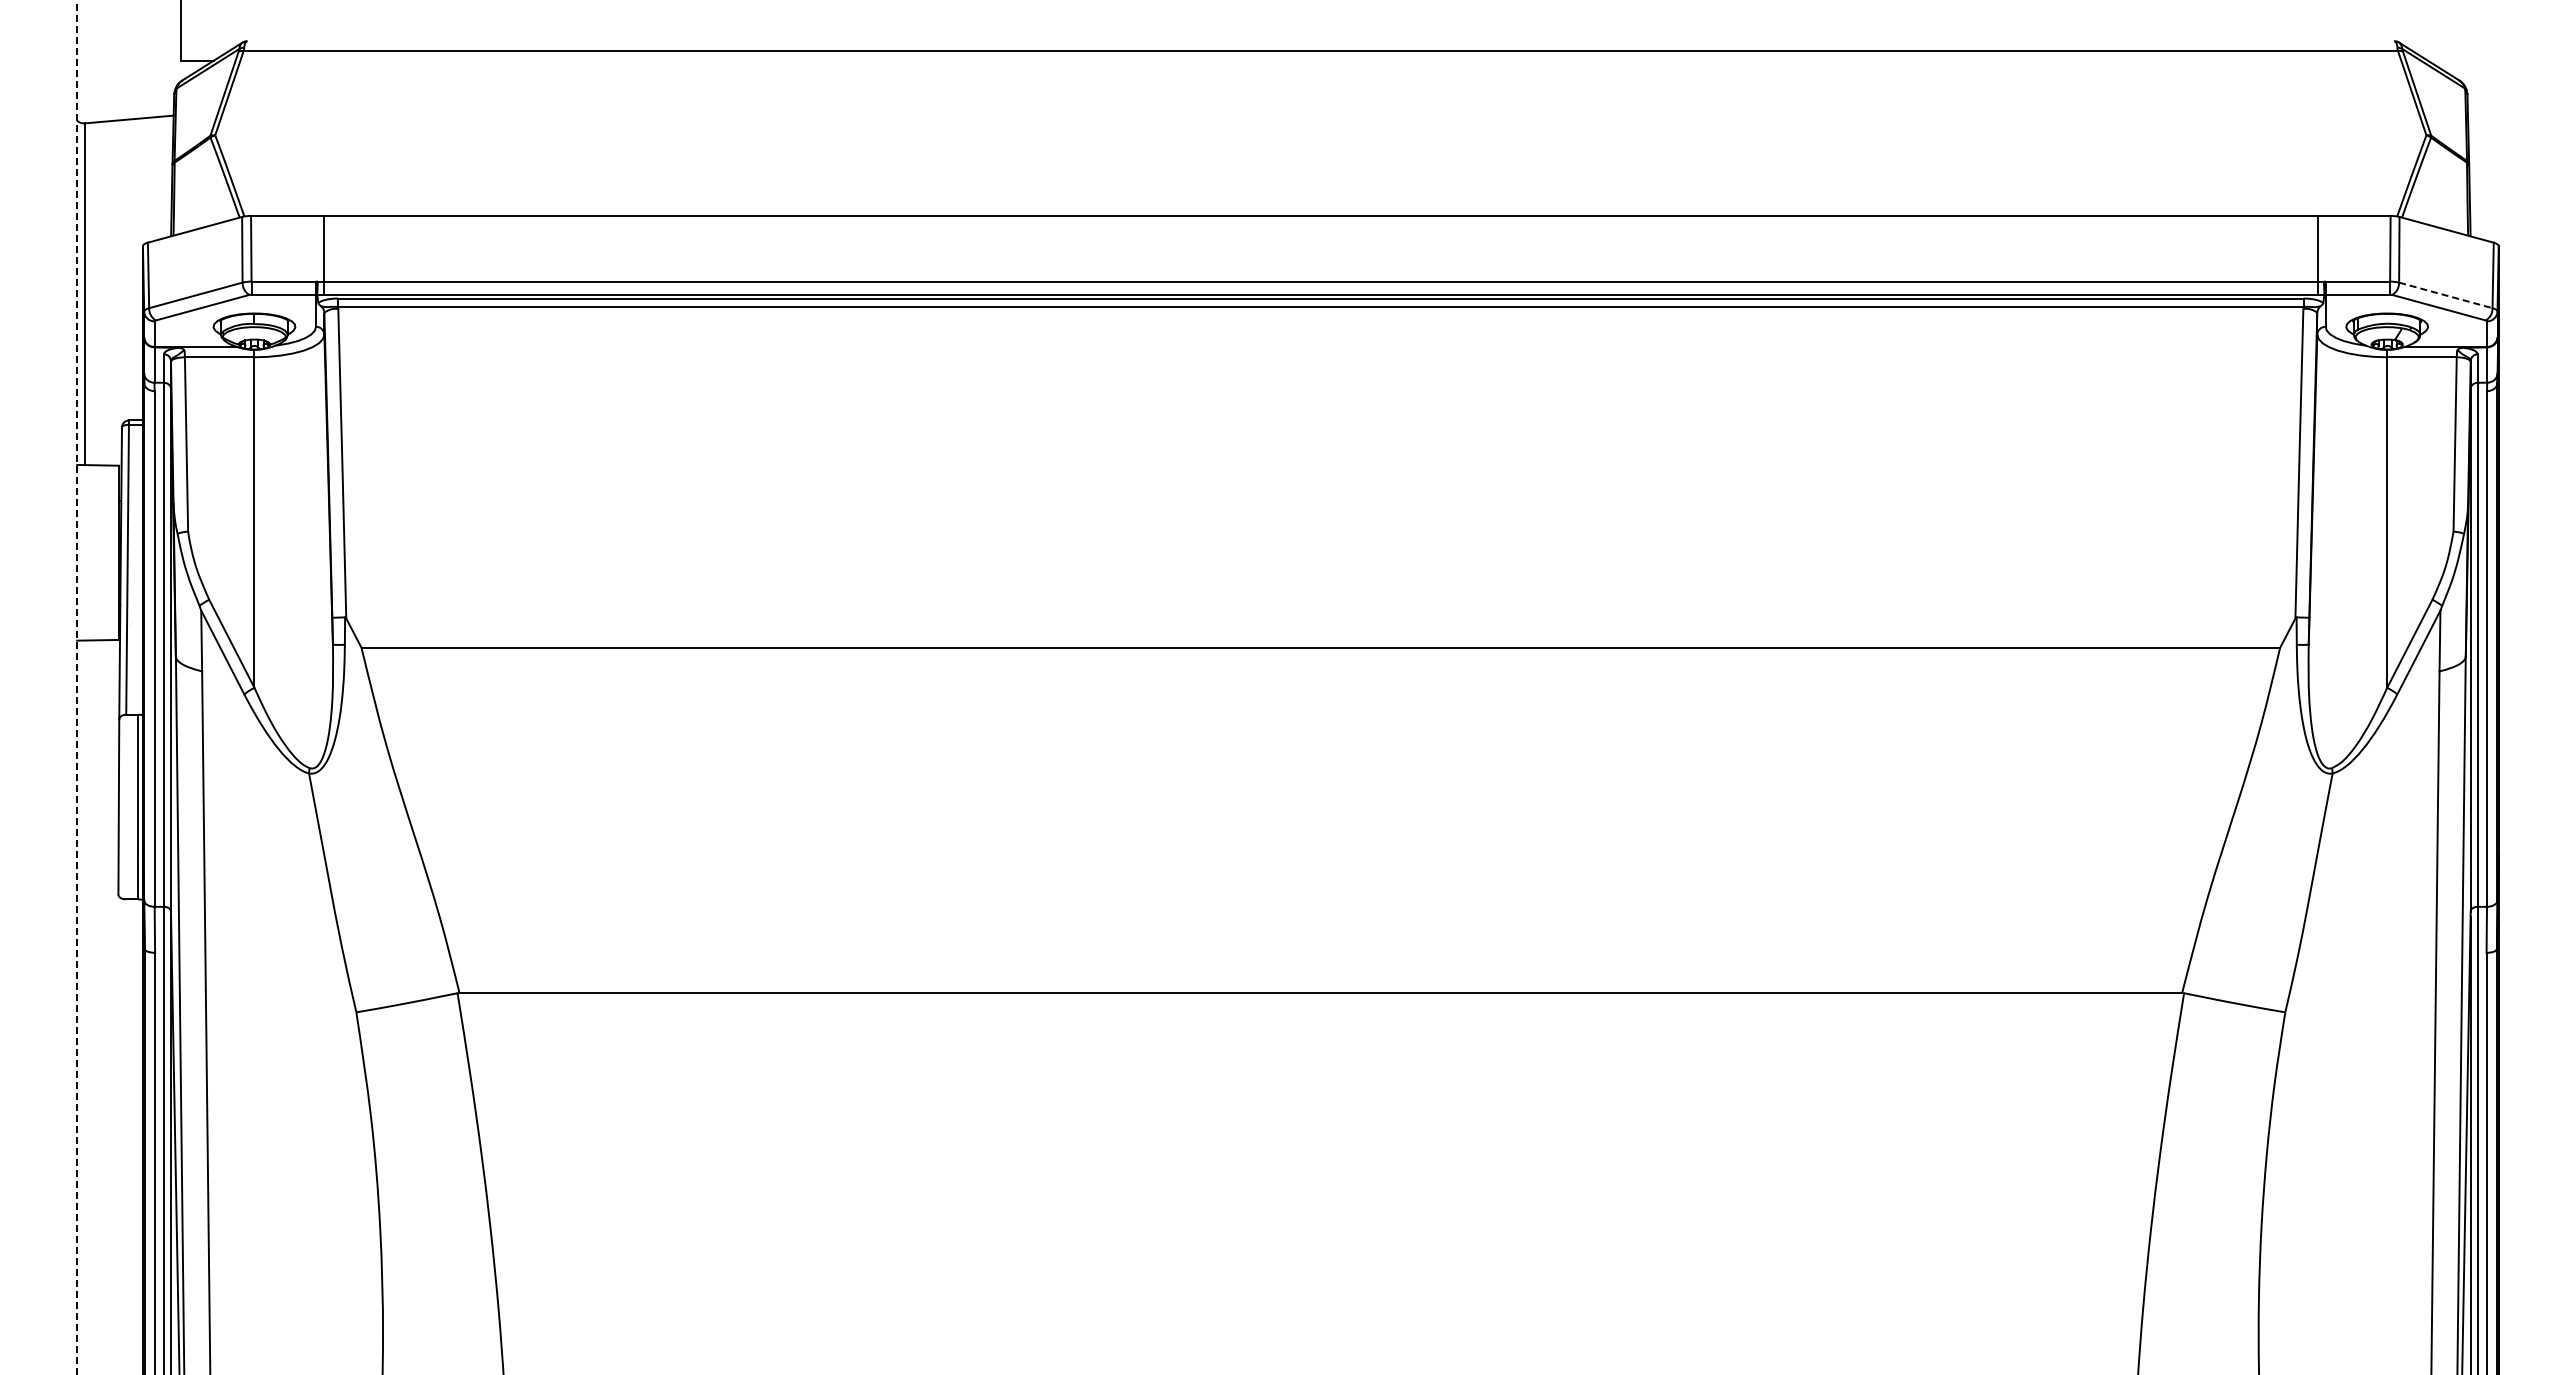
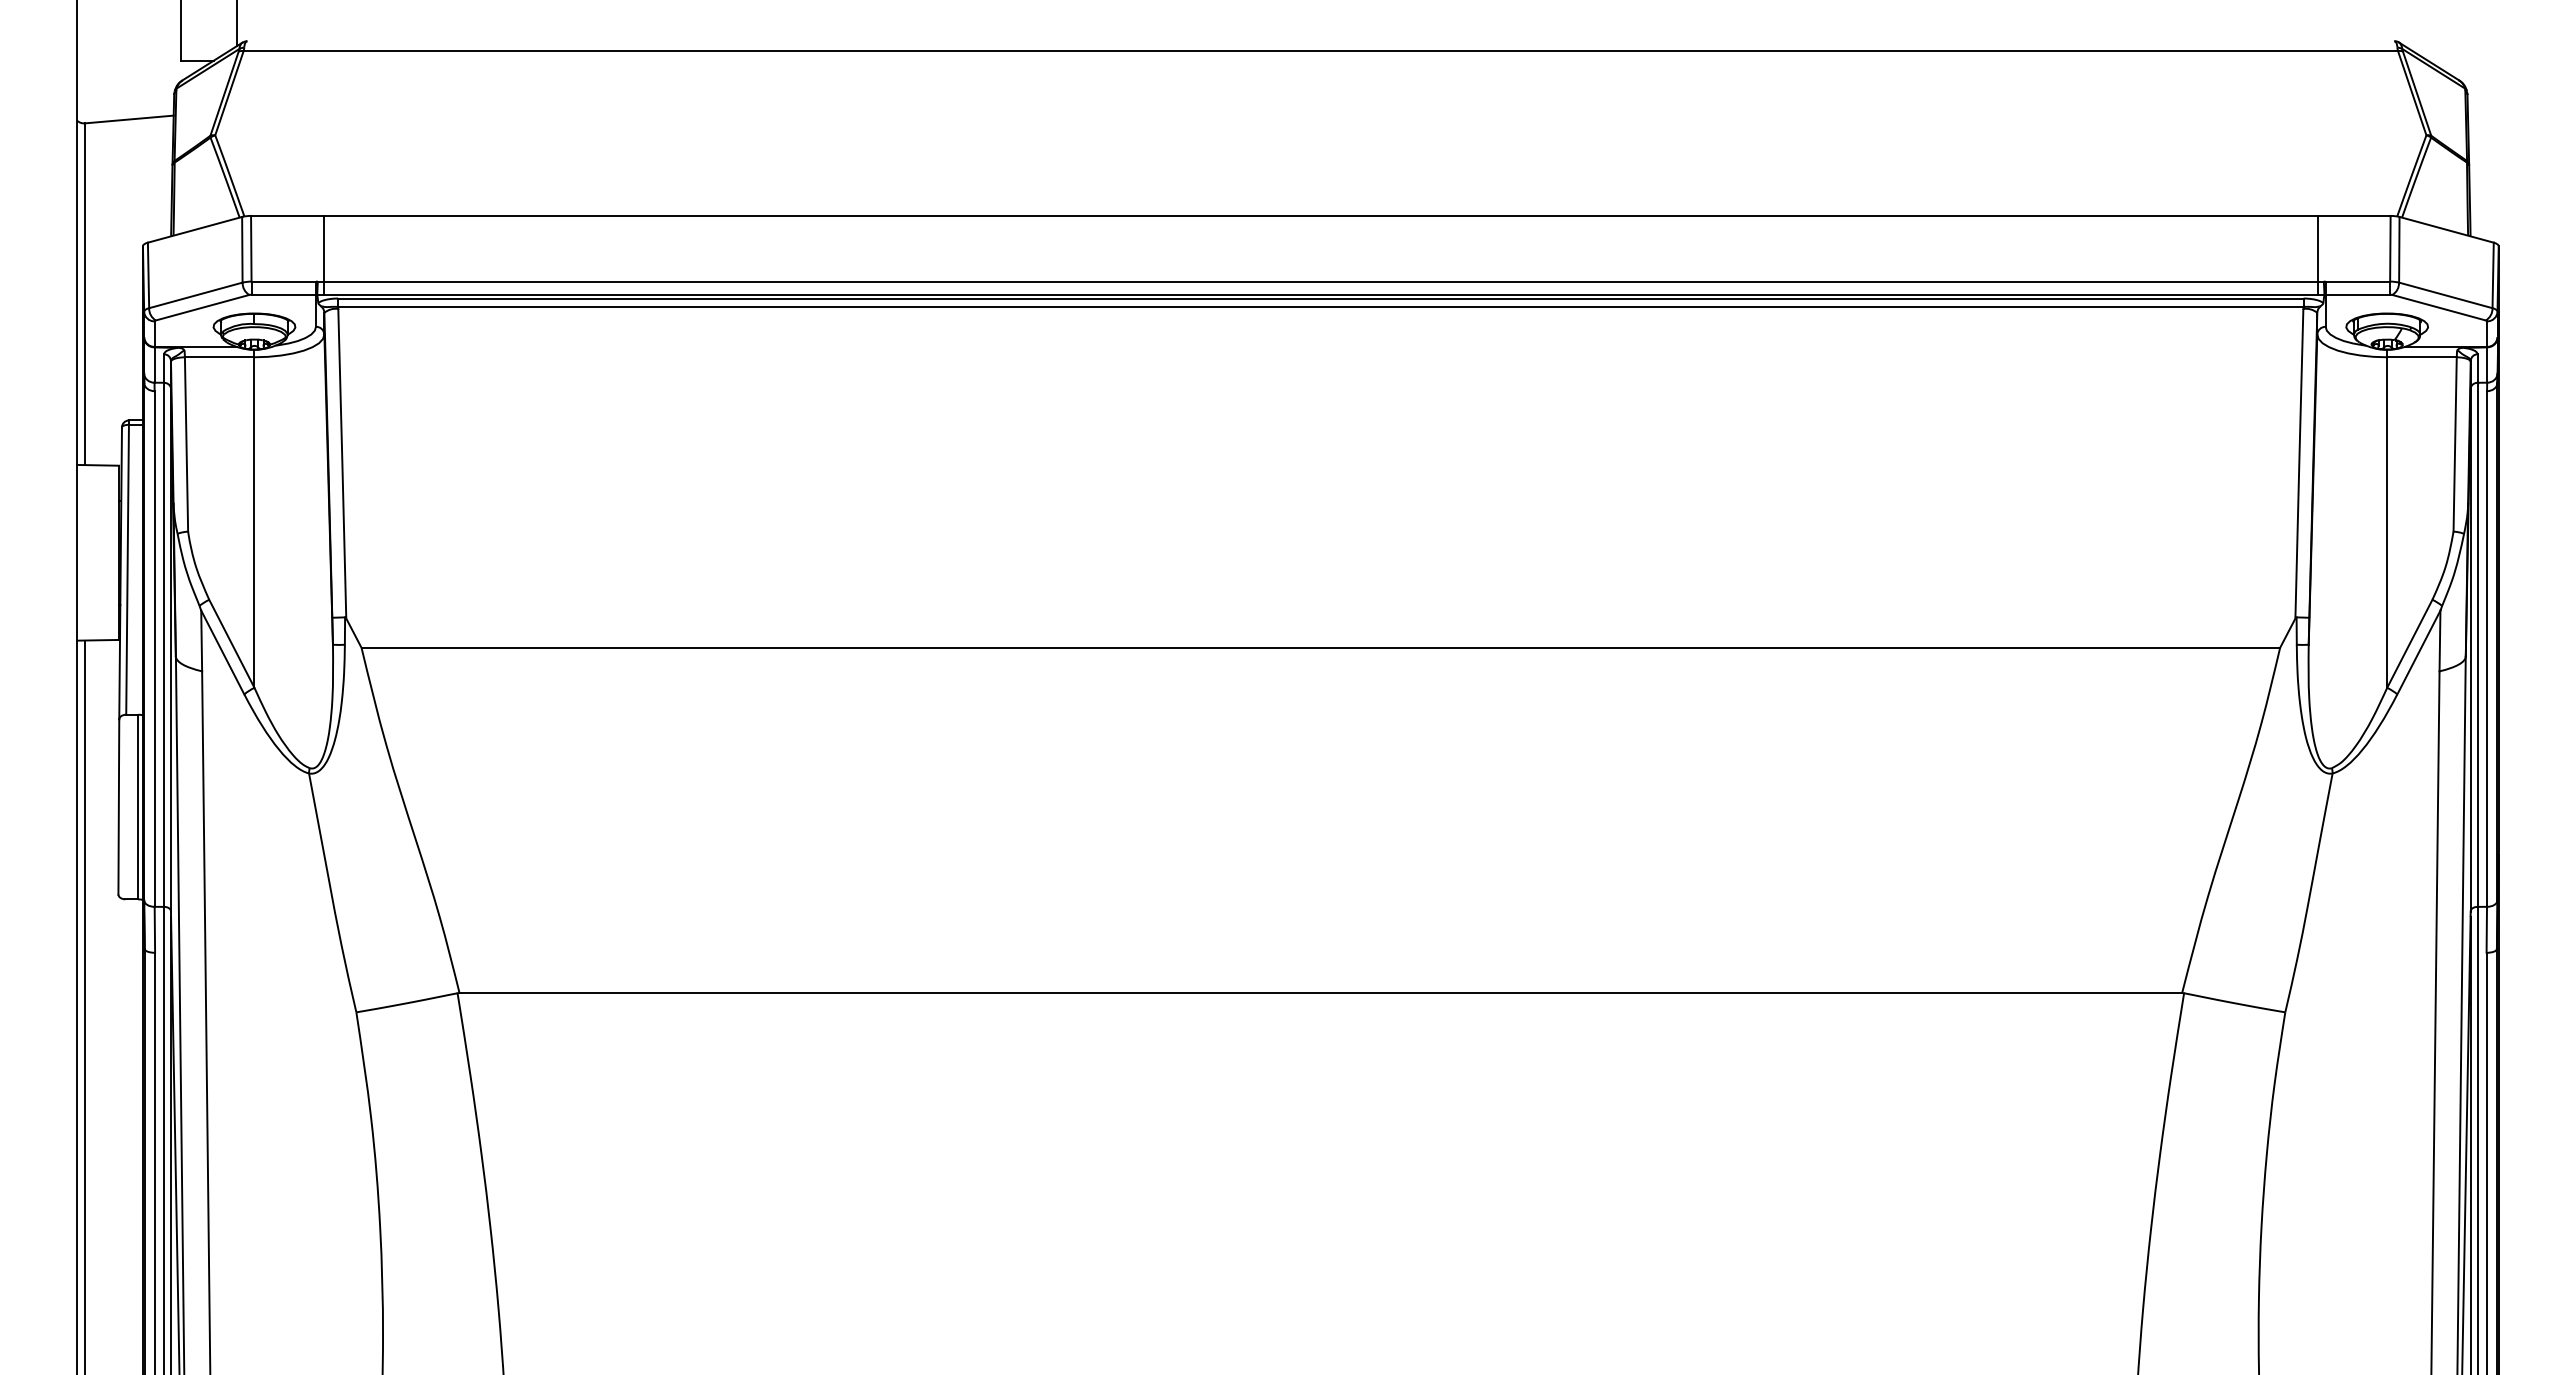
line: none -> present (236, 24)
line: dashed -> solid (2446, 295)
line: dashed -> solid (77, 687)
line: none -> present (85, 1005)
